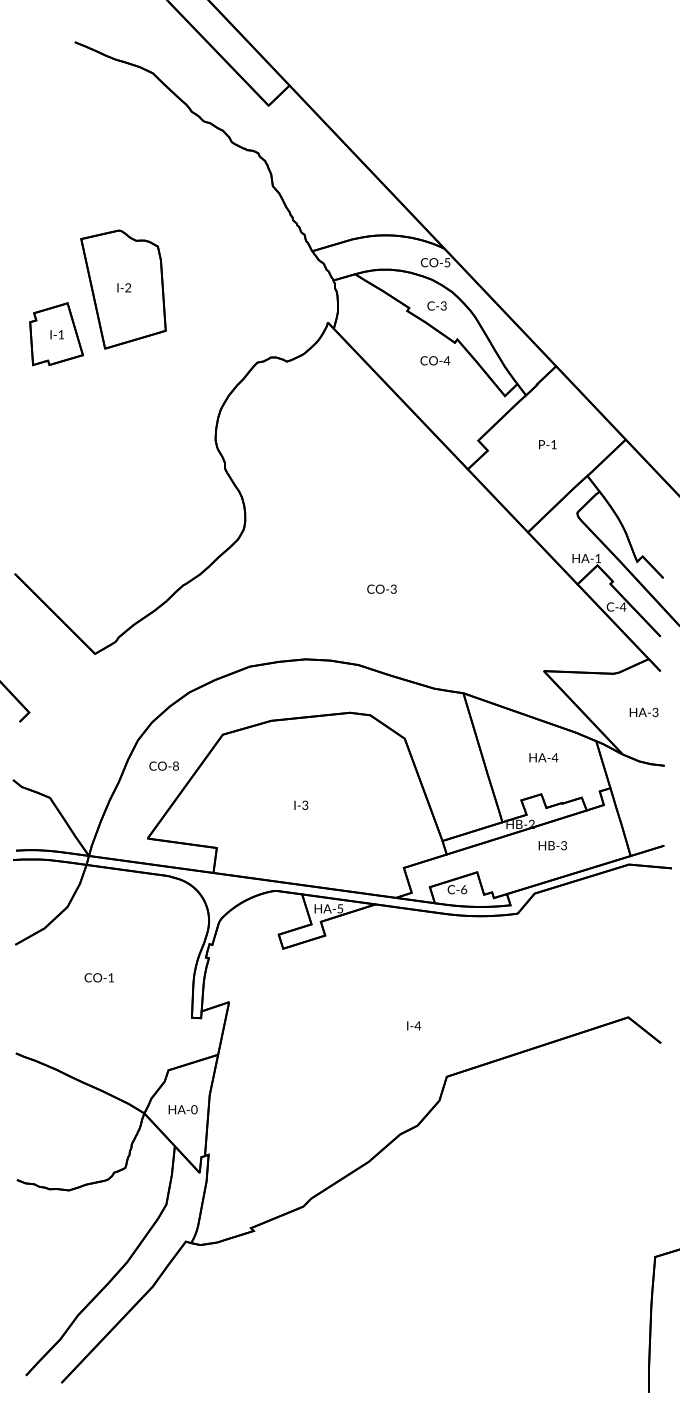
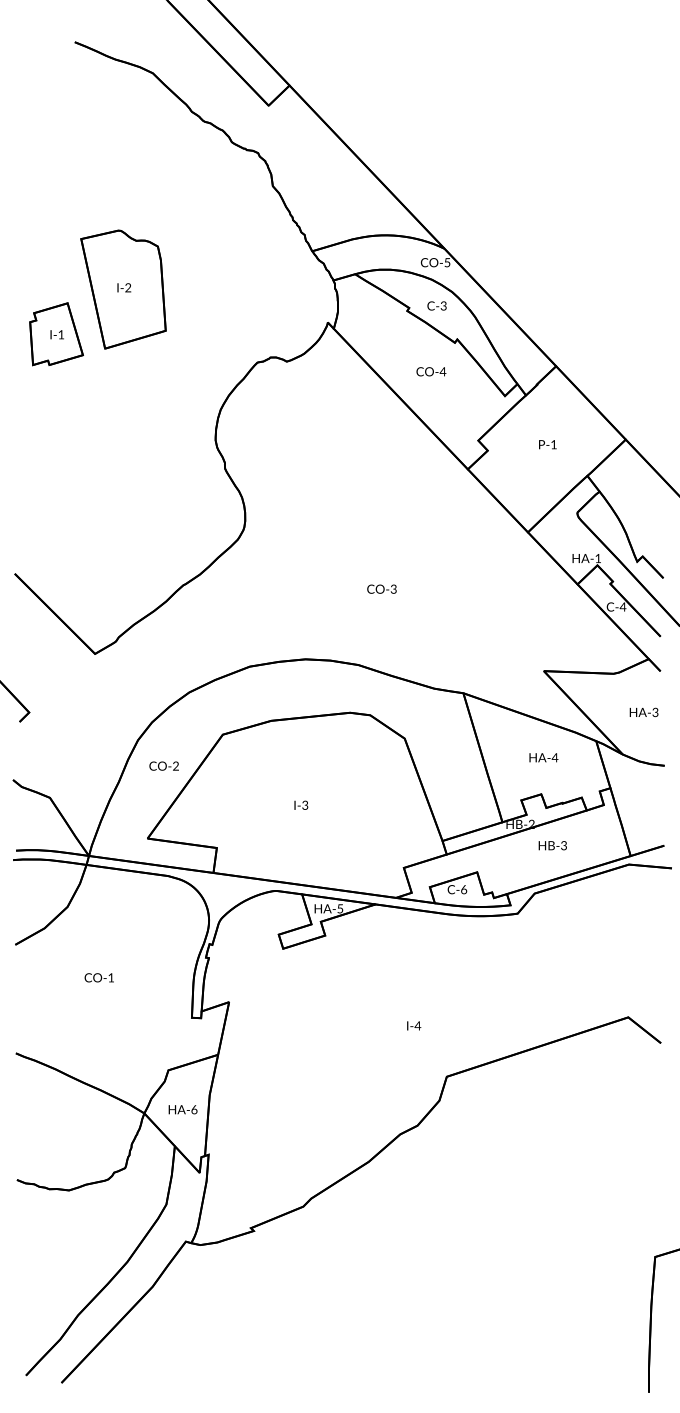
text position: (435, 360) -> (431, 371) (431, 371)
text: CO-8 -> CO-2 (175, 766)
text: HA-0 -> HA-6 (194, 1109)
